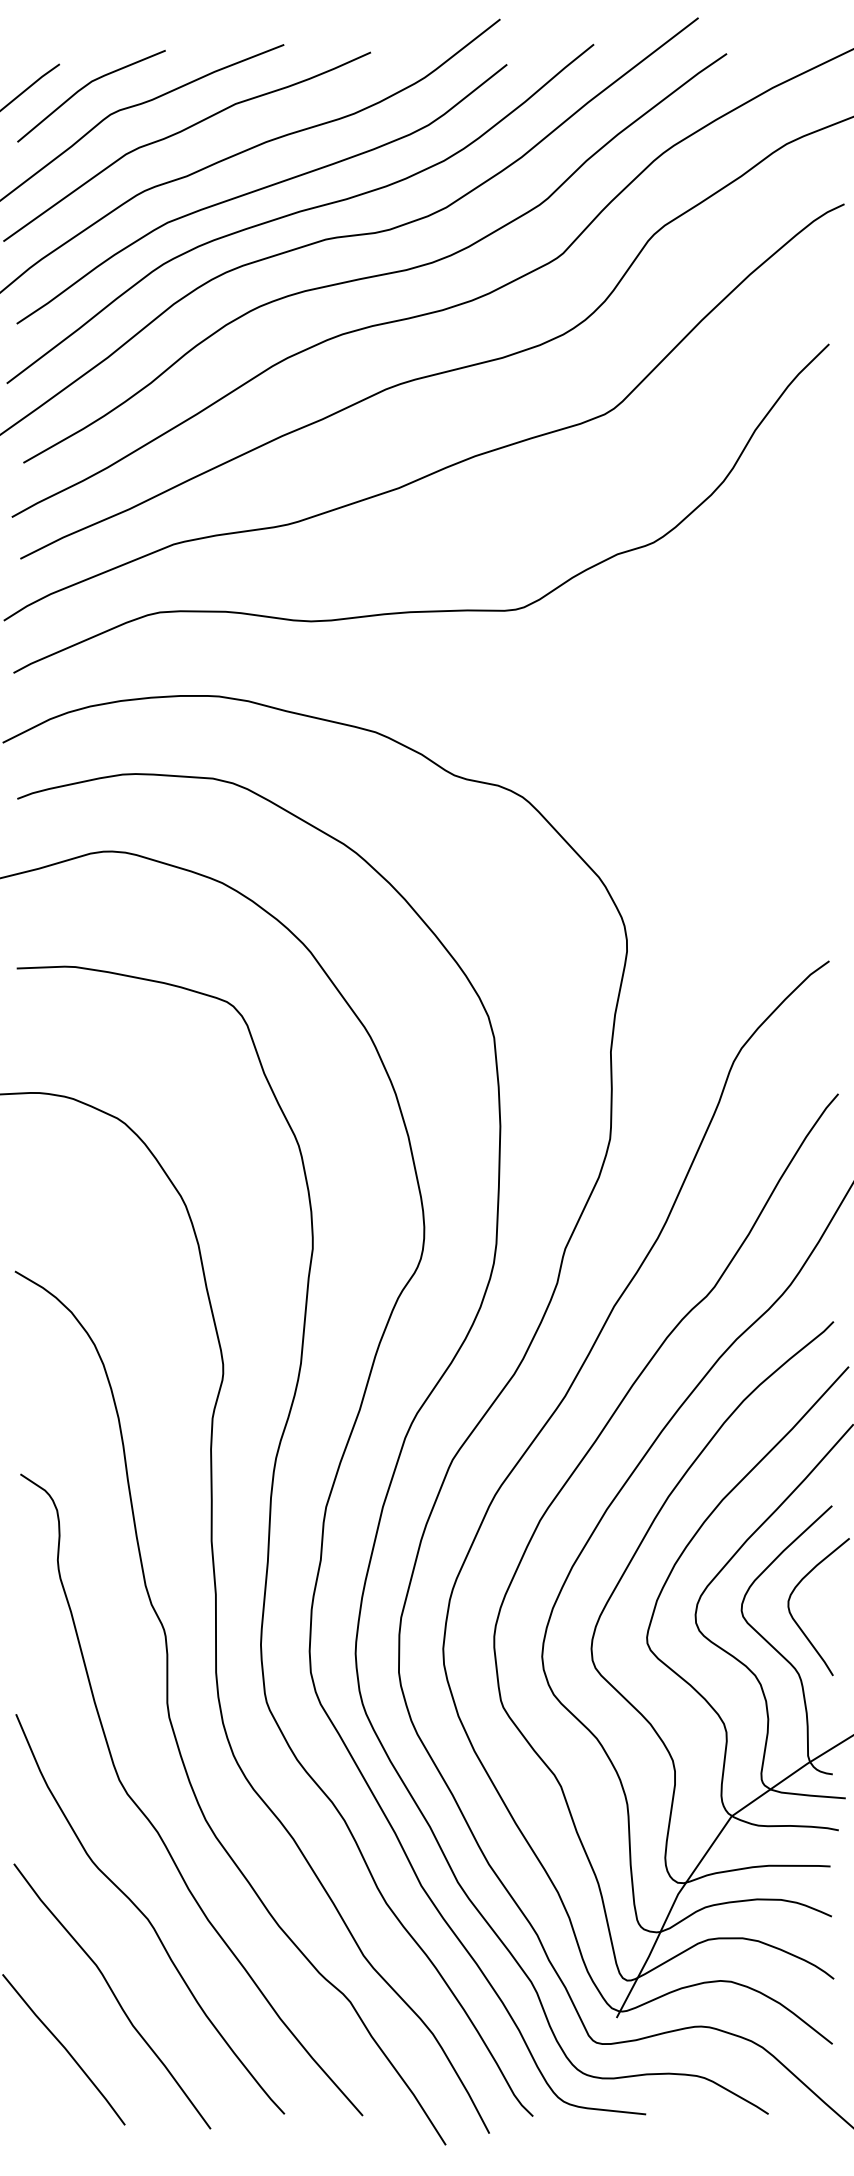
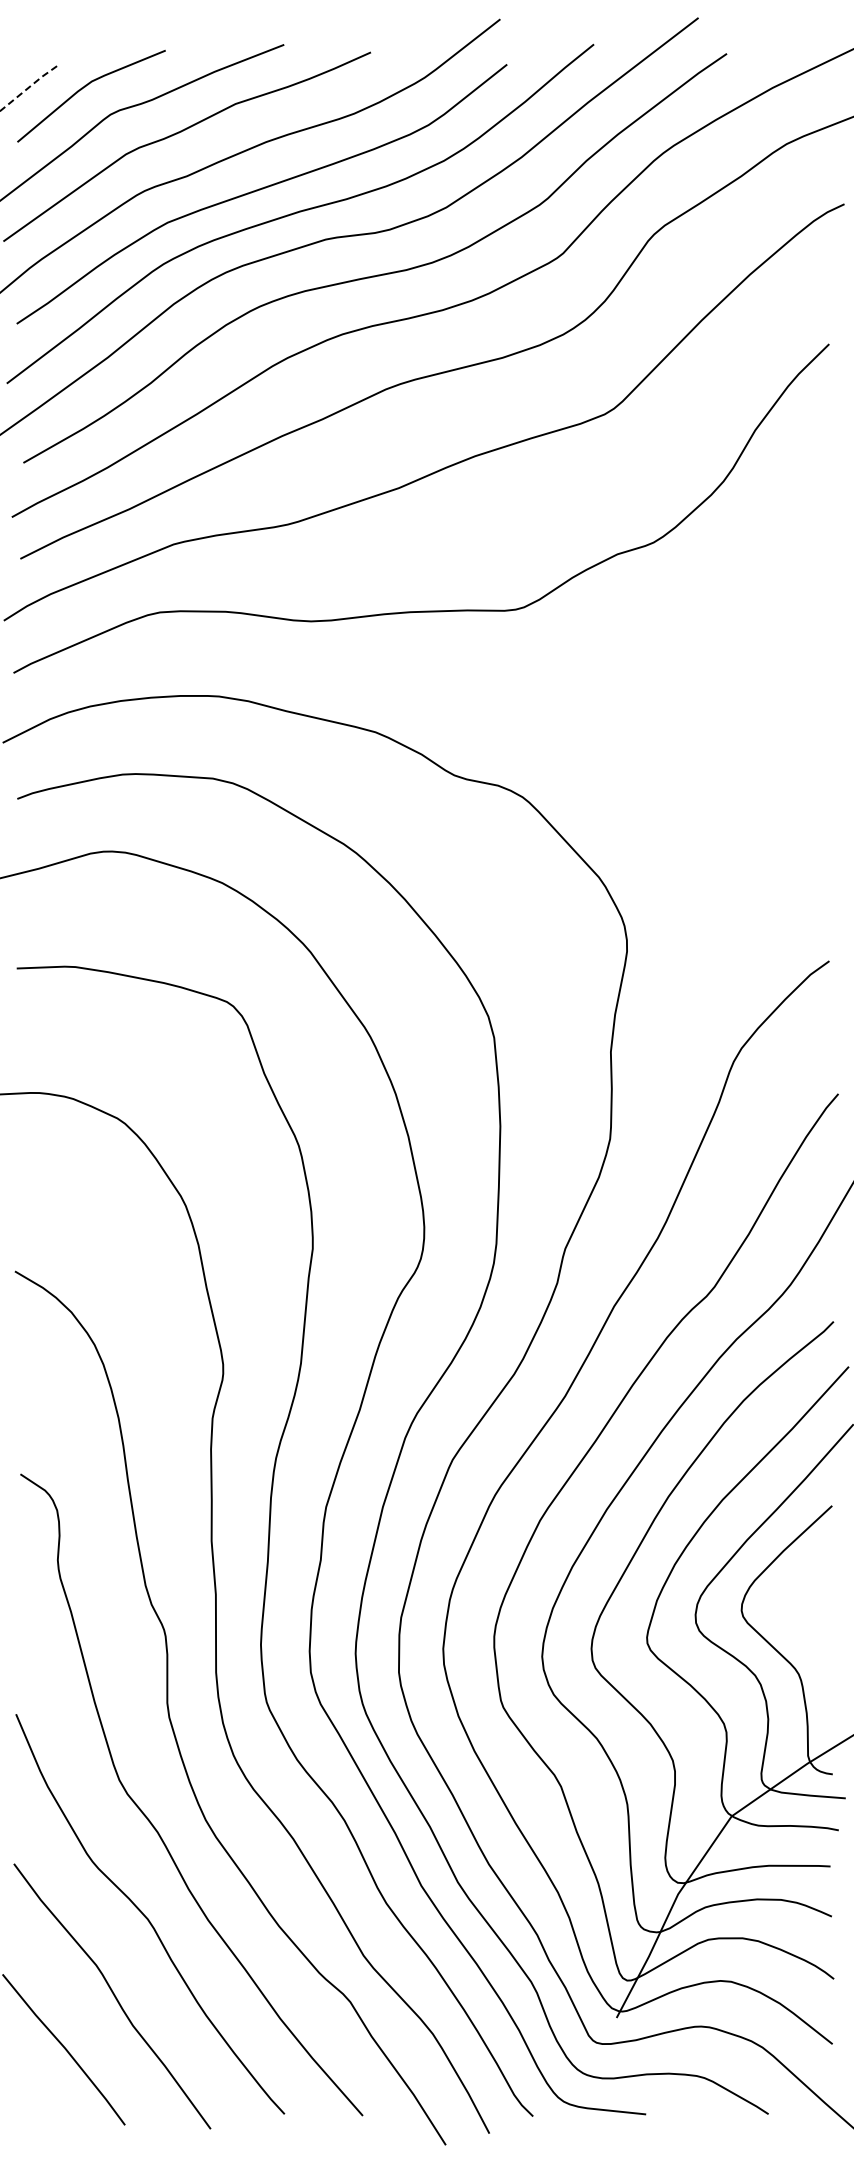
line: solid -> dashed (30, 86)
curve: present -> none (796, 1621)
